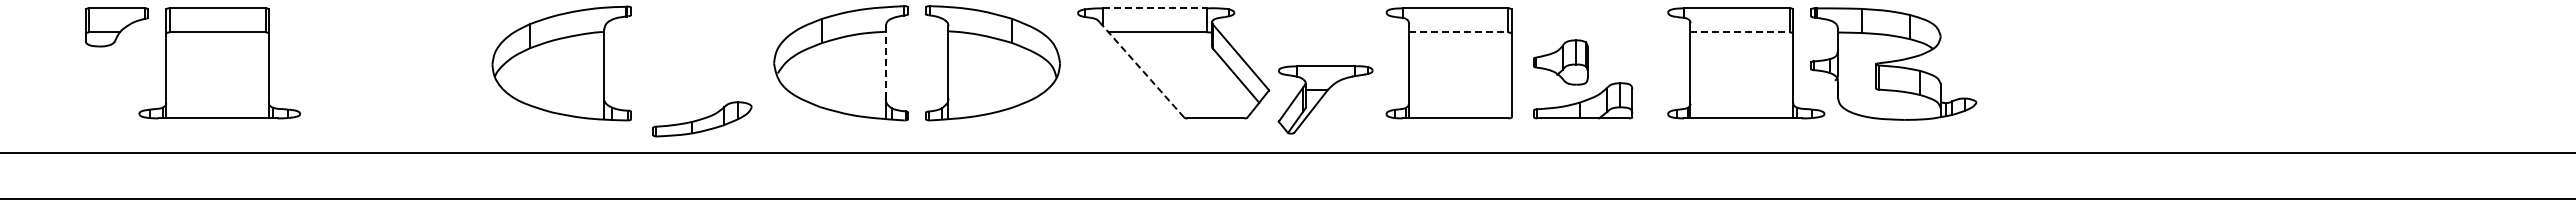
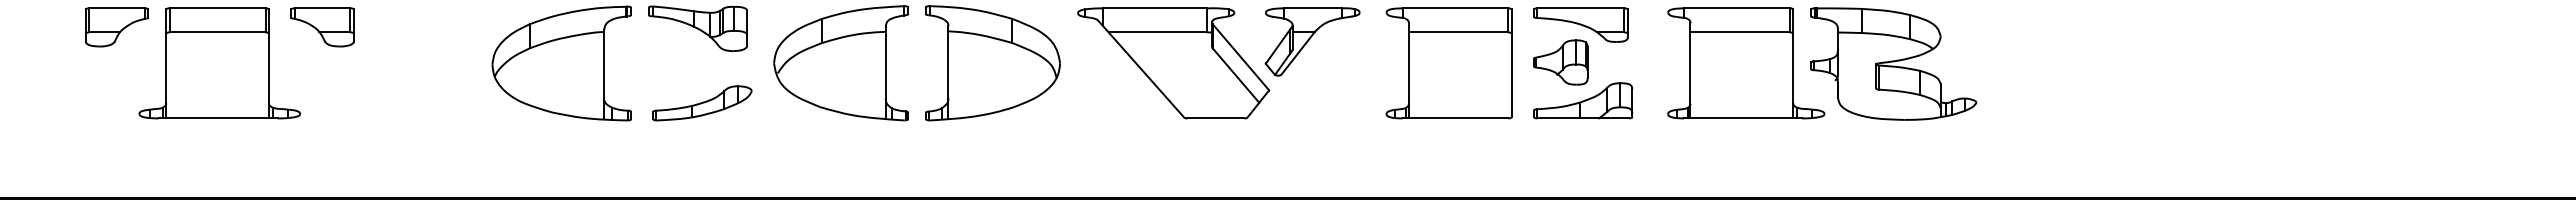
line: dashed -> solid (1155, 8)
part: none -> present (1580, 24)
part: none -> present (322, 27)
part: none -> present (698, 28)
line: dashed -> solid (1458, 32)
line: dashed -> solid (1740, 32)
line: dashed -> solid (885, 62)
line: dashed -> solid (1141, 69)
part position: (1325, 99) -> (1312, 41) (1312, 41)
part position: (702, 119) -> (702, 103) (702, 103)
line position: (1287, 152) -> (1287, 197) (1287, 197)
